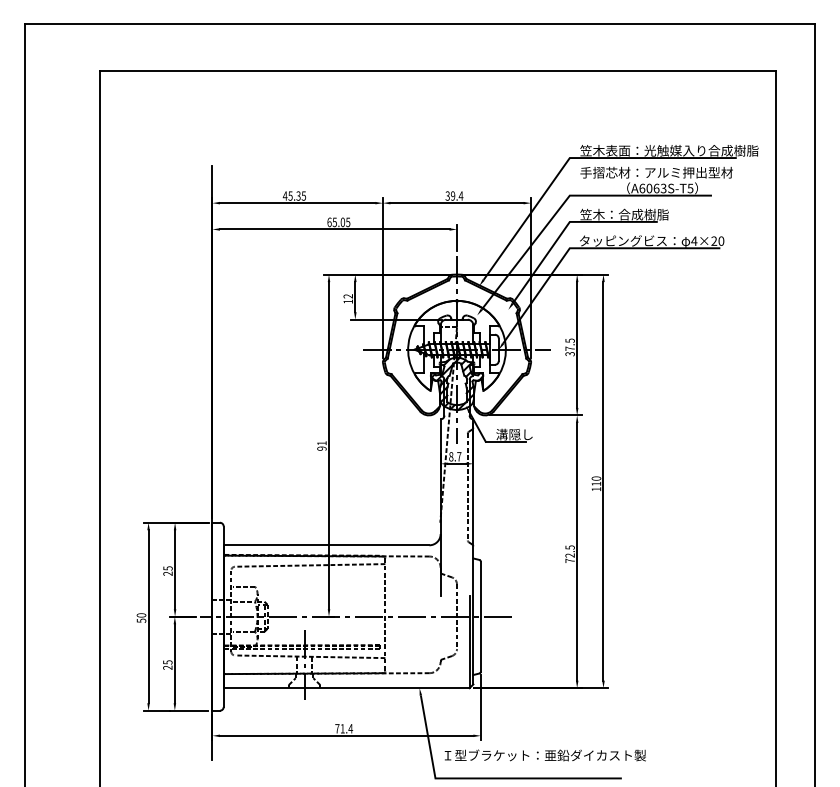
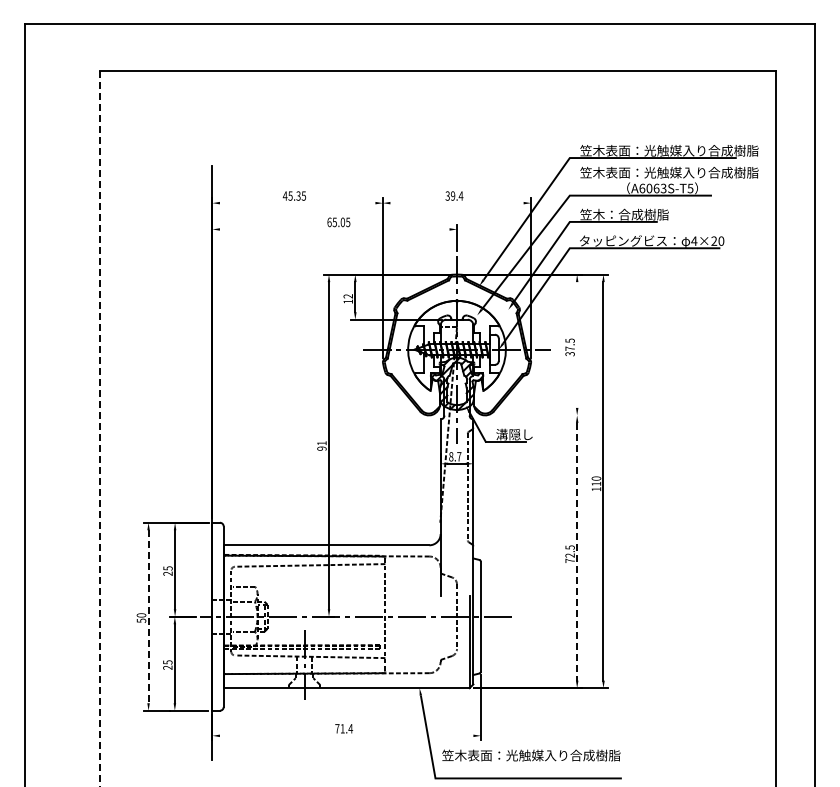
text: 手摺芯材：アルミ押出型材 -> 笠木表面：光触媒入り合成樹脂 (669, 172)
line: present -> none (297, 203)
line: present -> none (456, 203)
line: present -> none (334, 229)
line: present -> none (577, 344)
line: present -> none (535, 415)
line: solid -> dashed (100, 429)
line: solid -> dashed (577, 551)
line: solid -> dashed (148, 617)
line: present -> none (346, 735)
text: Ｉ型ブラケット：亜鉛ダイカスト製 -> 笠木表面：光触媒入り合成樹脂 (543, 755)
